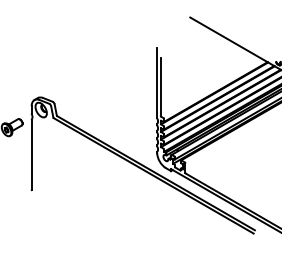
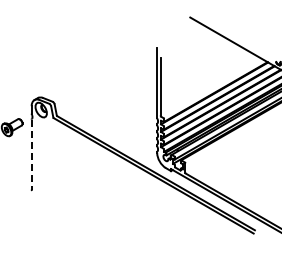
line: solid -> dashed (31, 154)
